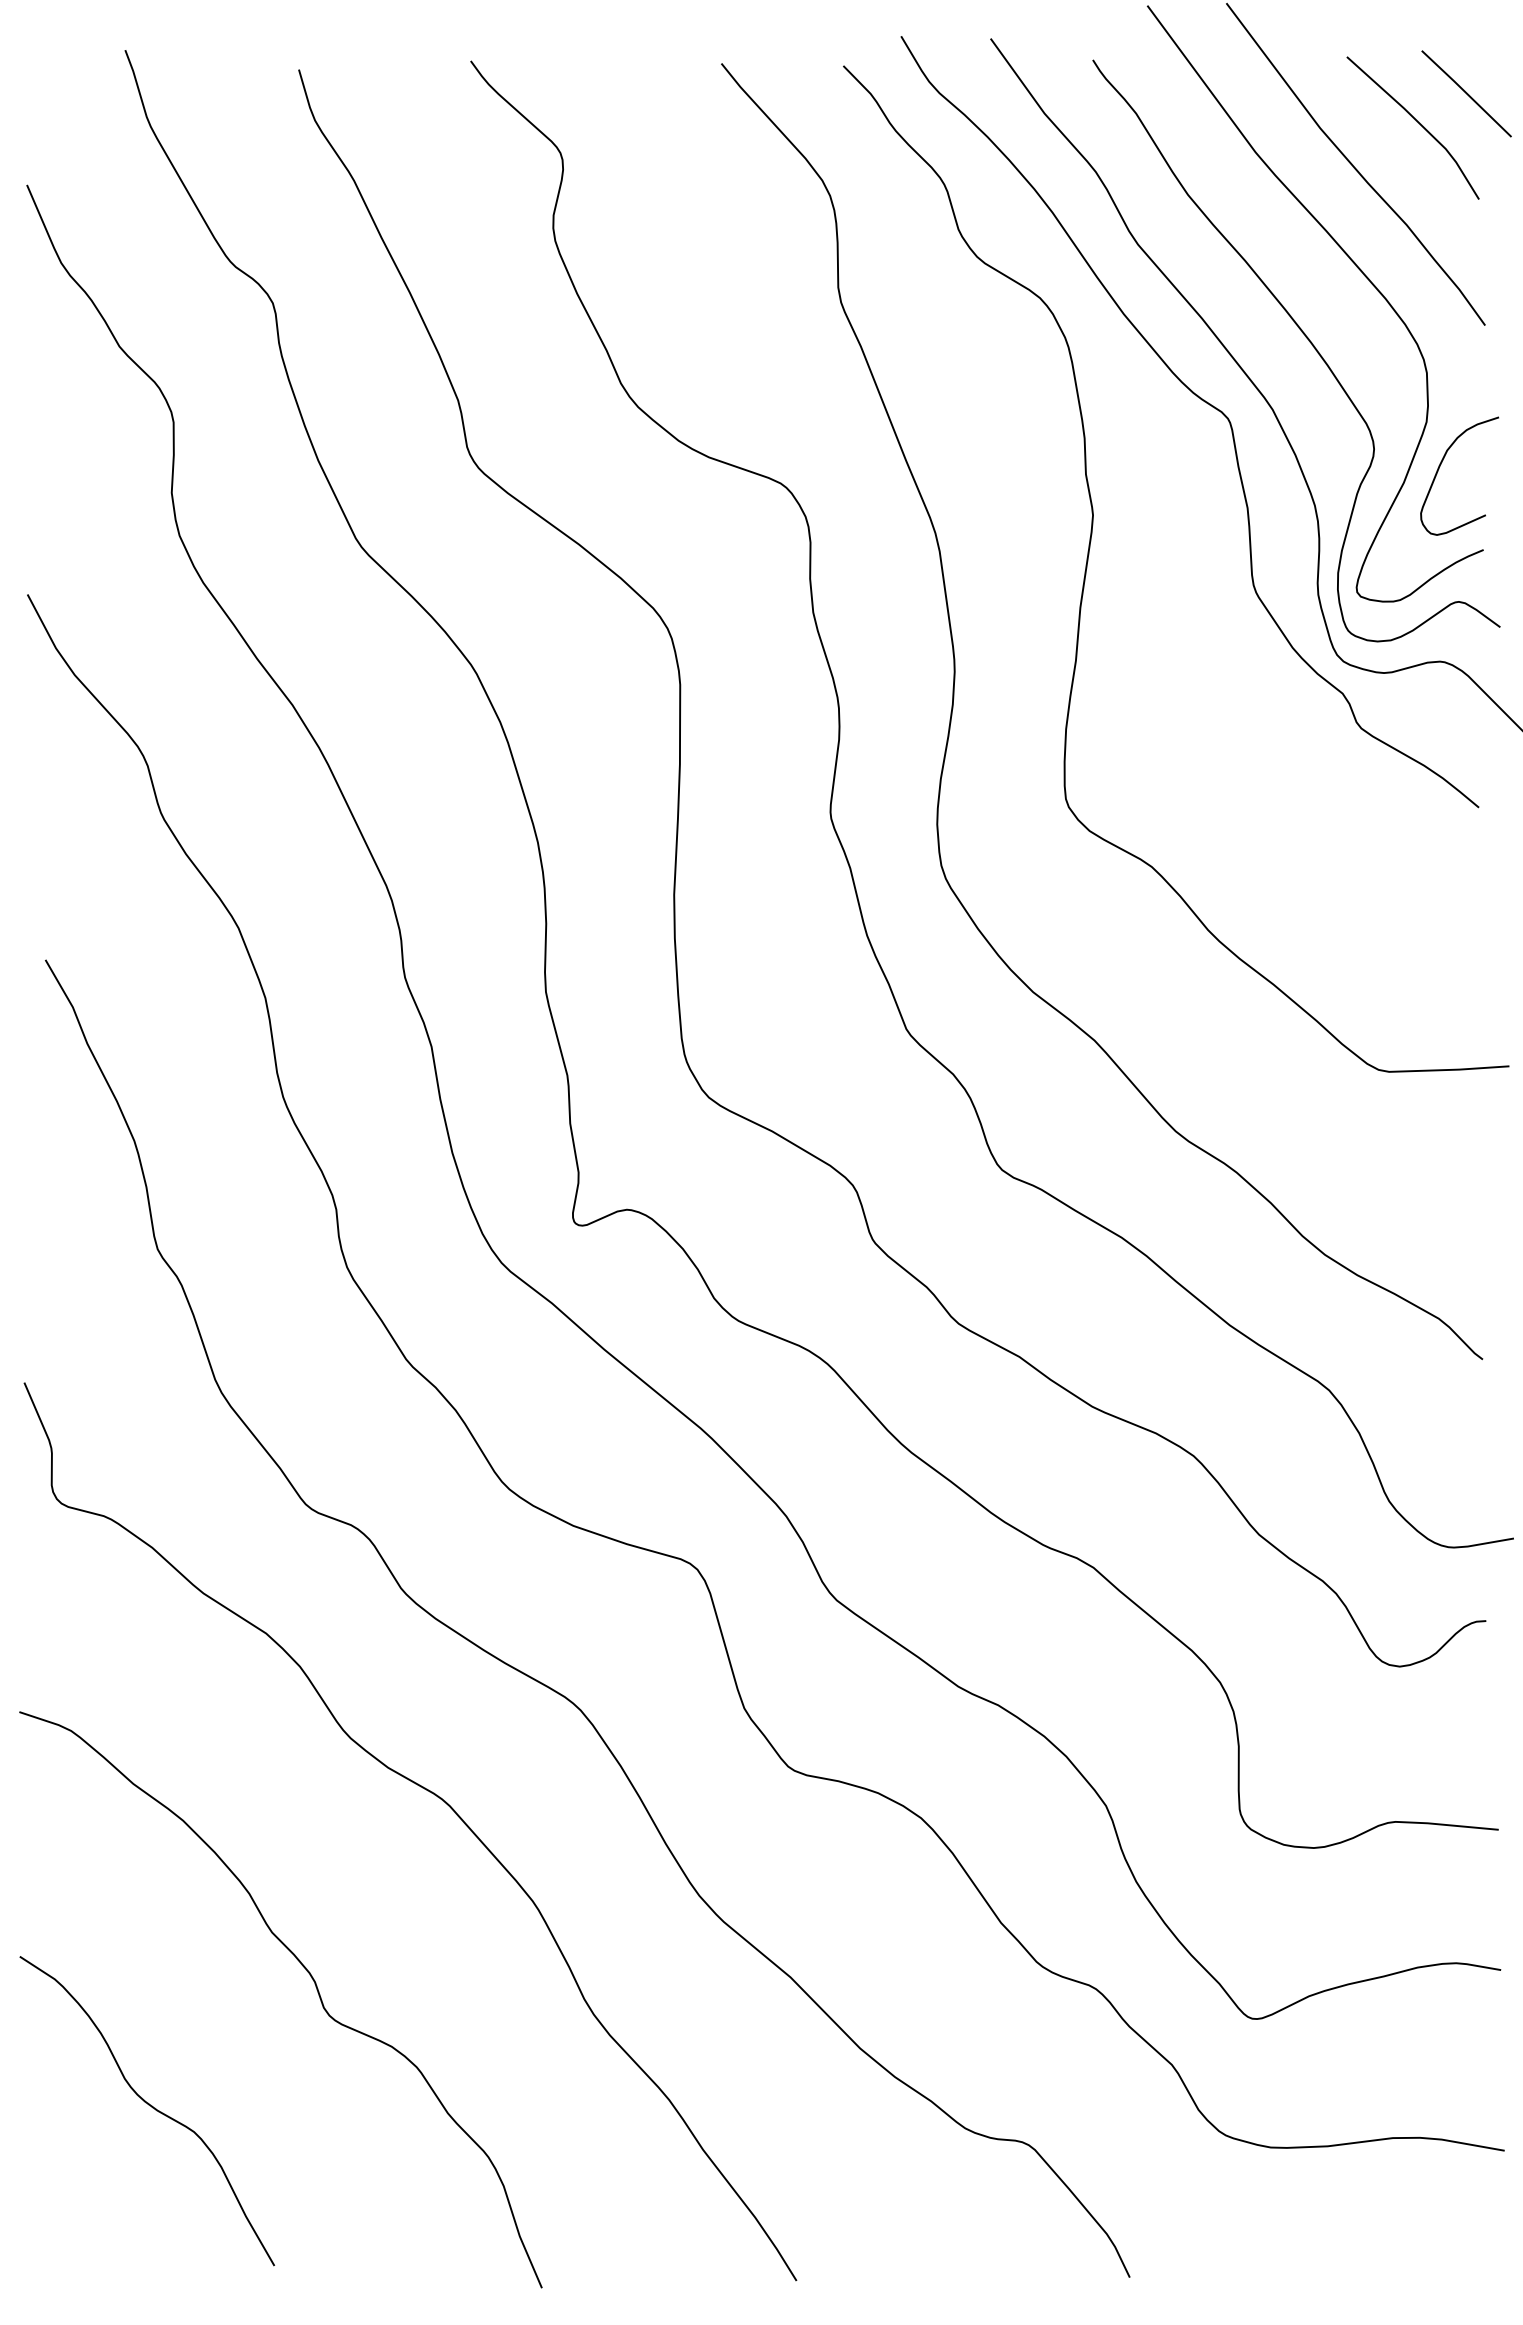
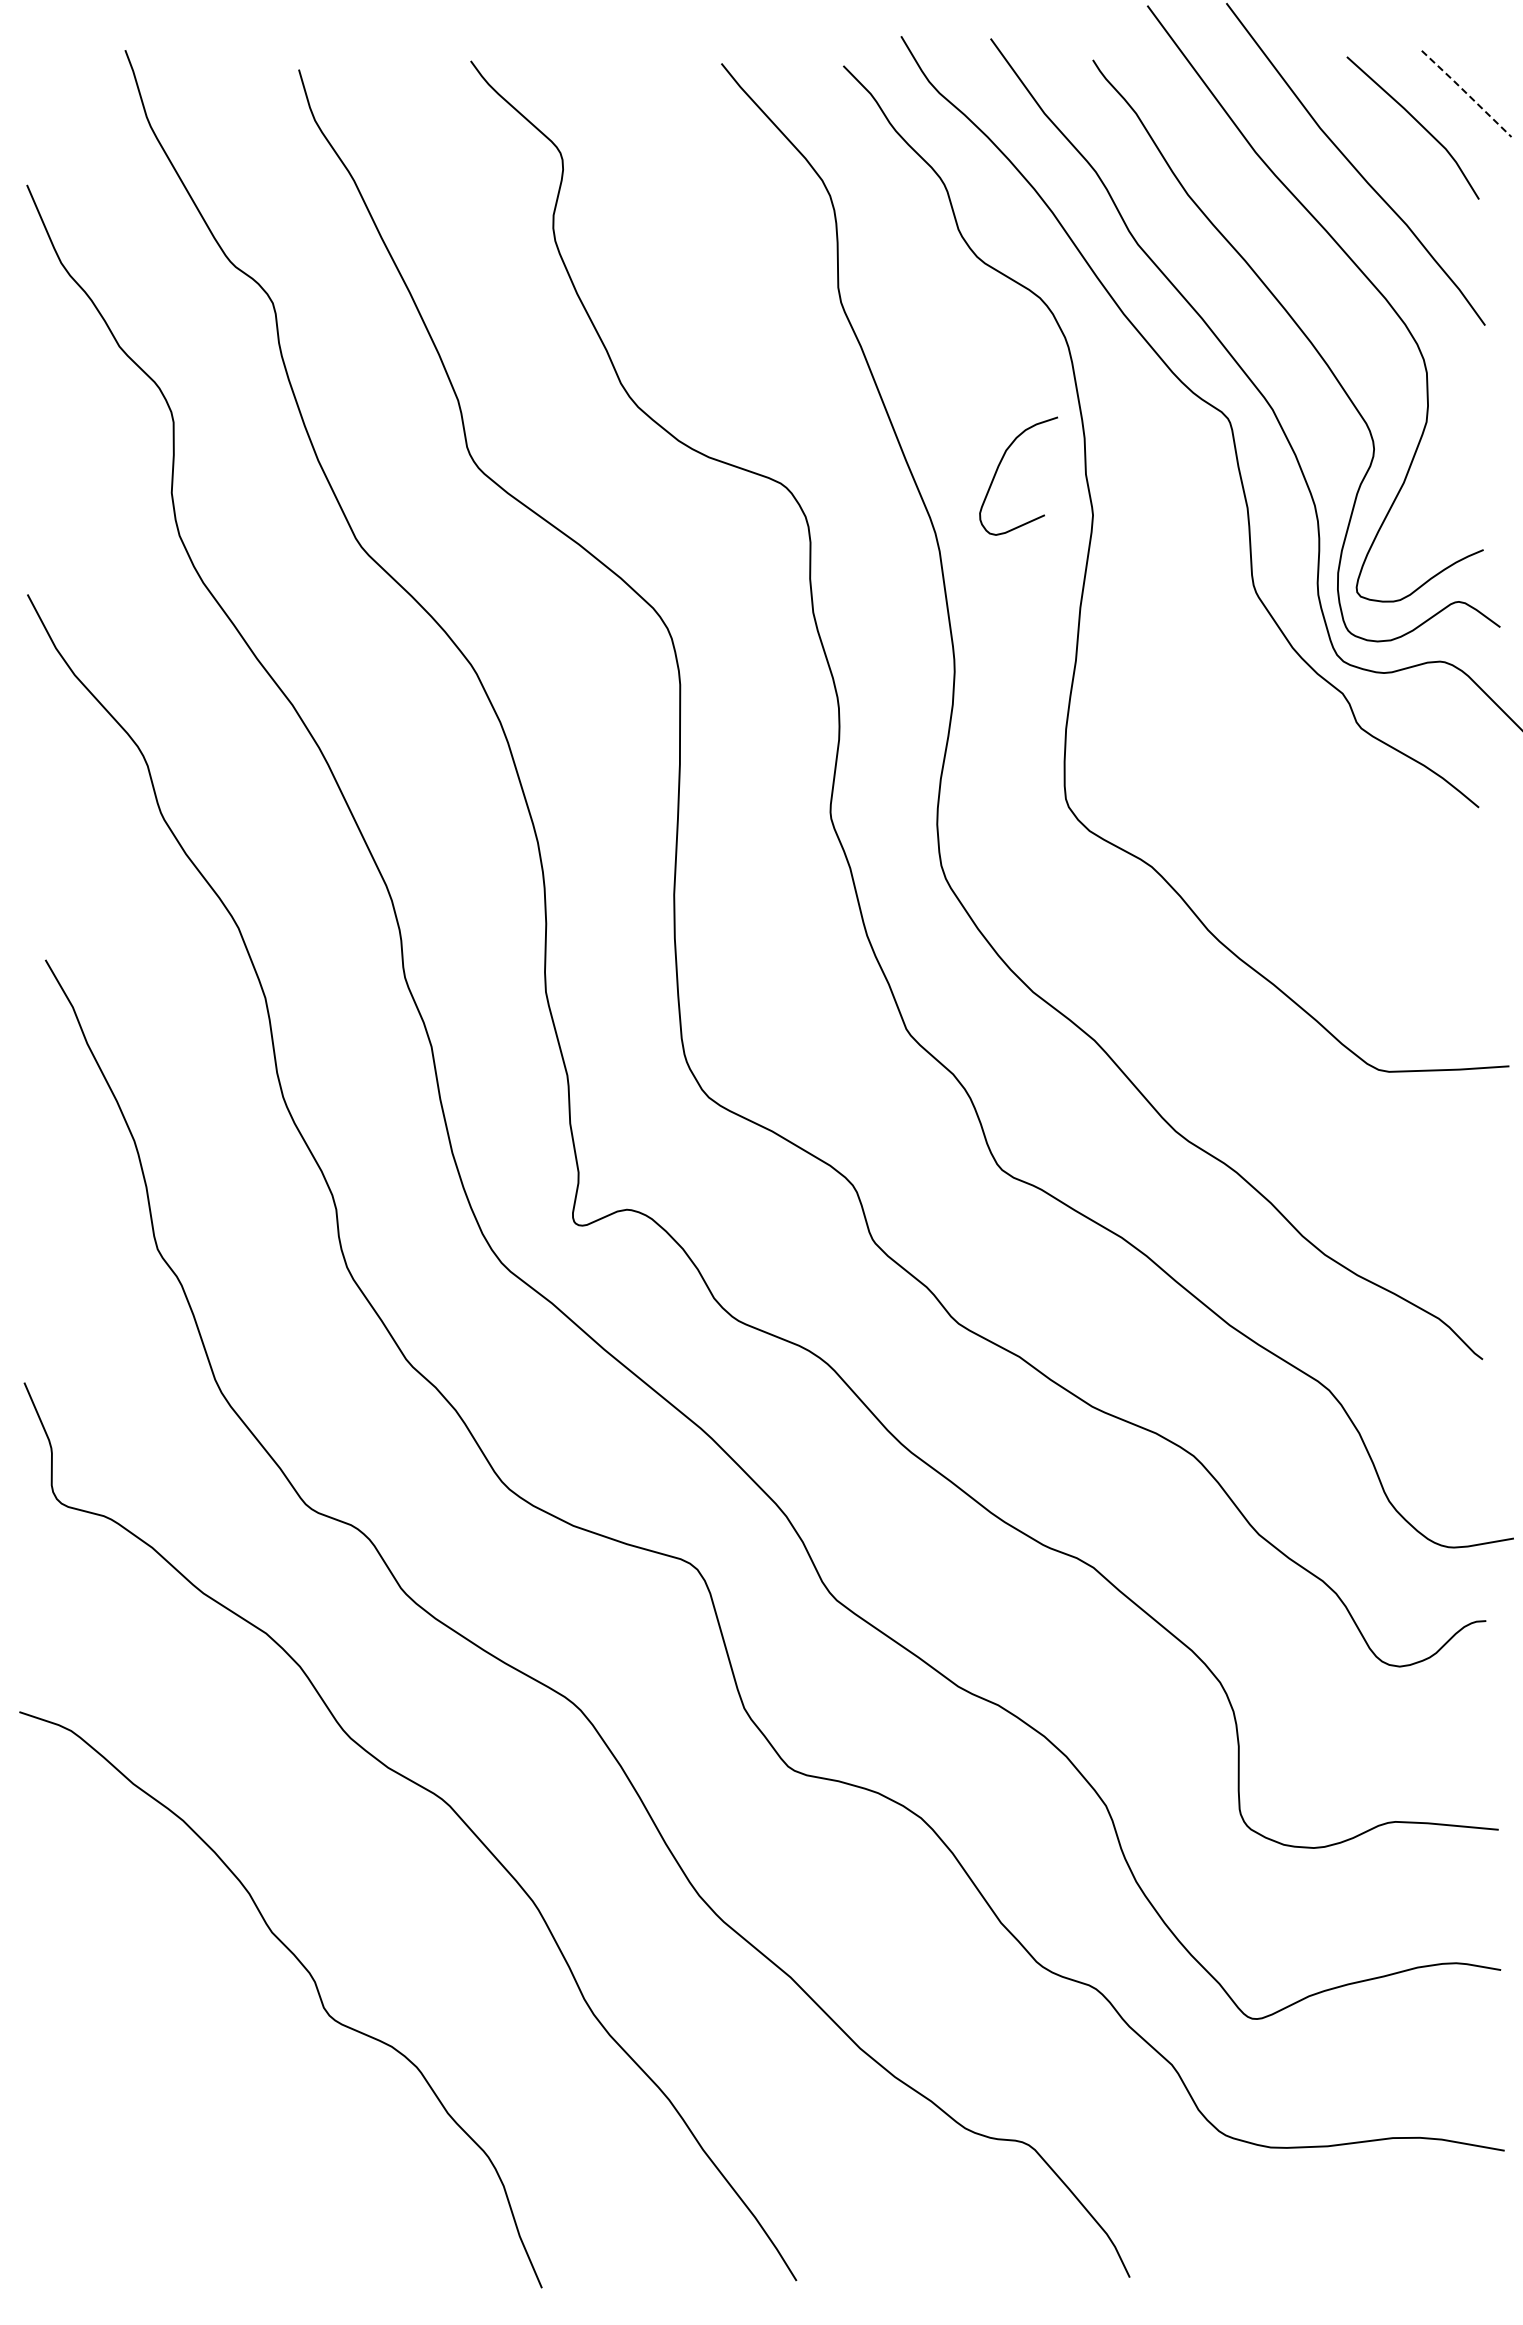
line: solid -> dashed (1466, 93)
curve position: (1439, 469) -> (998, 469) (998, 469)
curve: present -> none (151, 2107)
